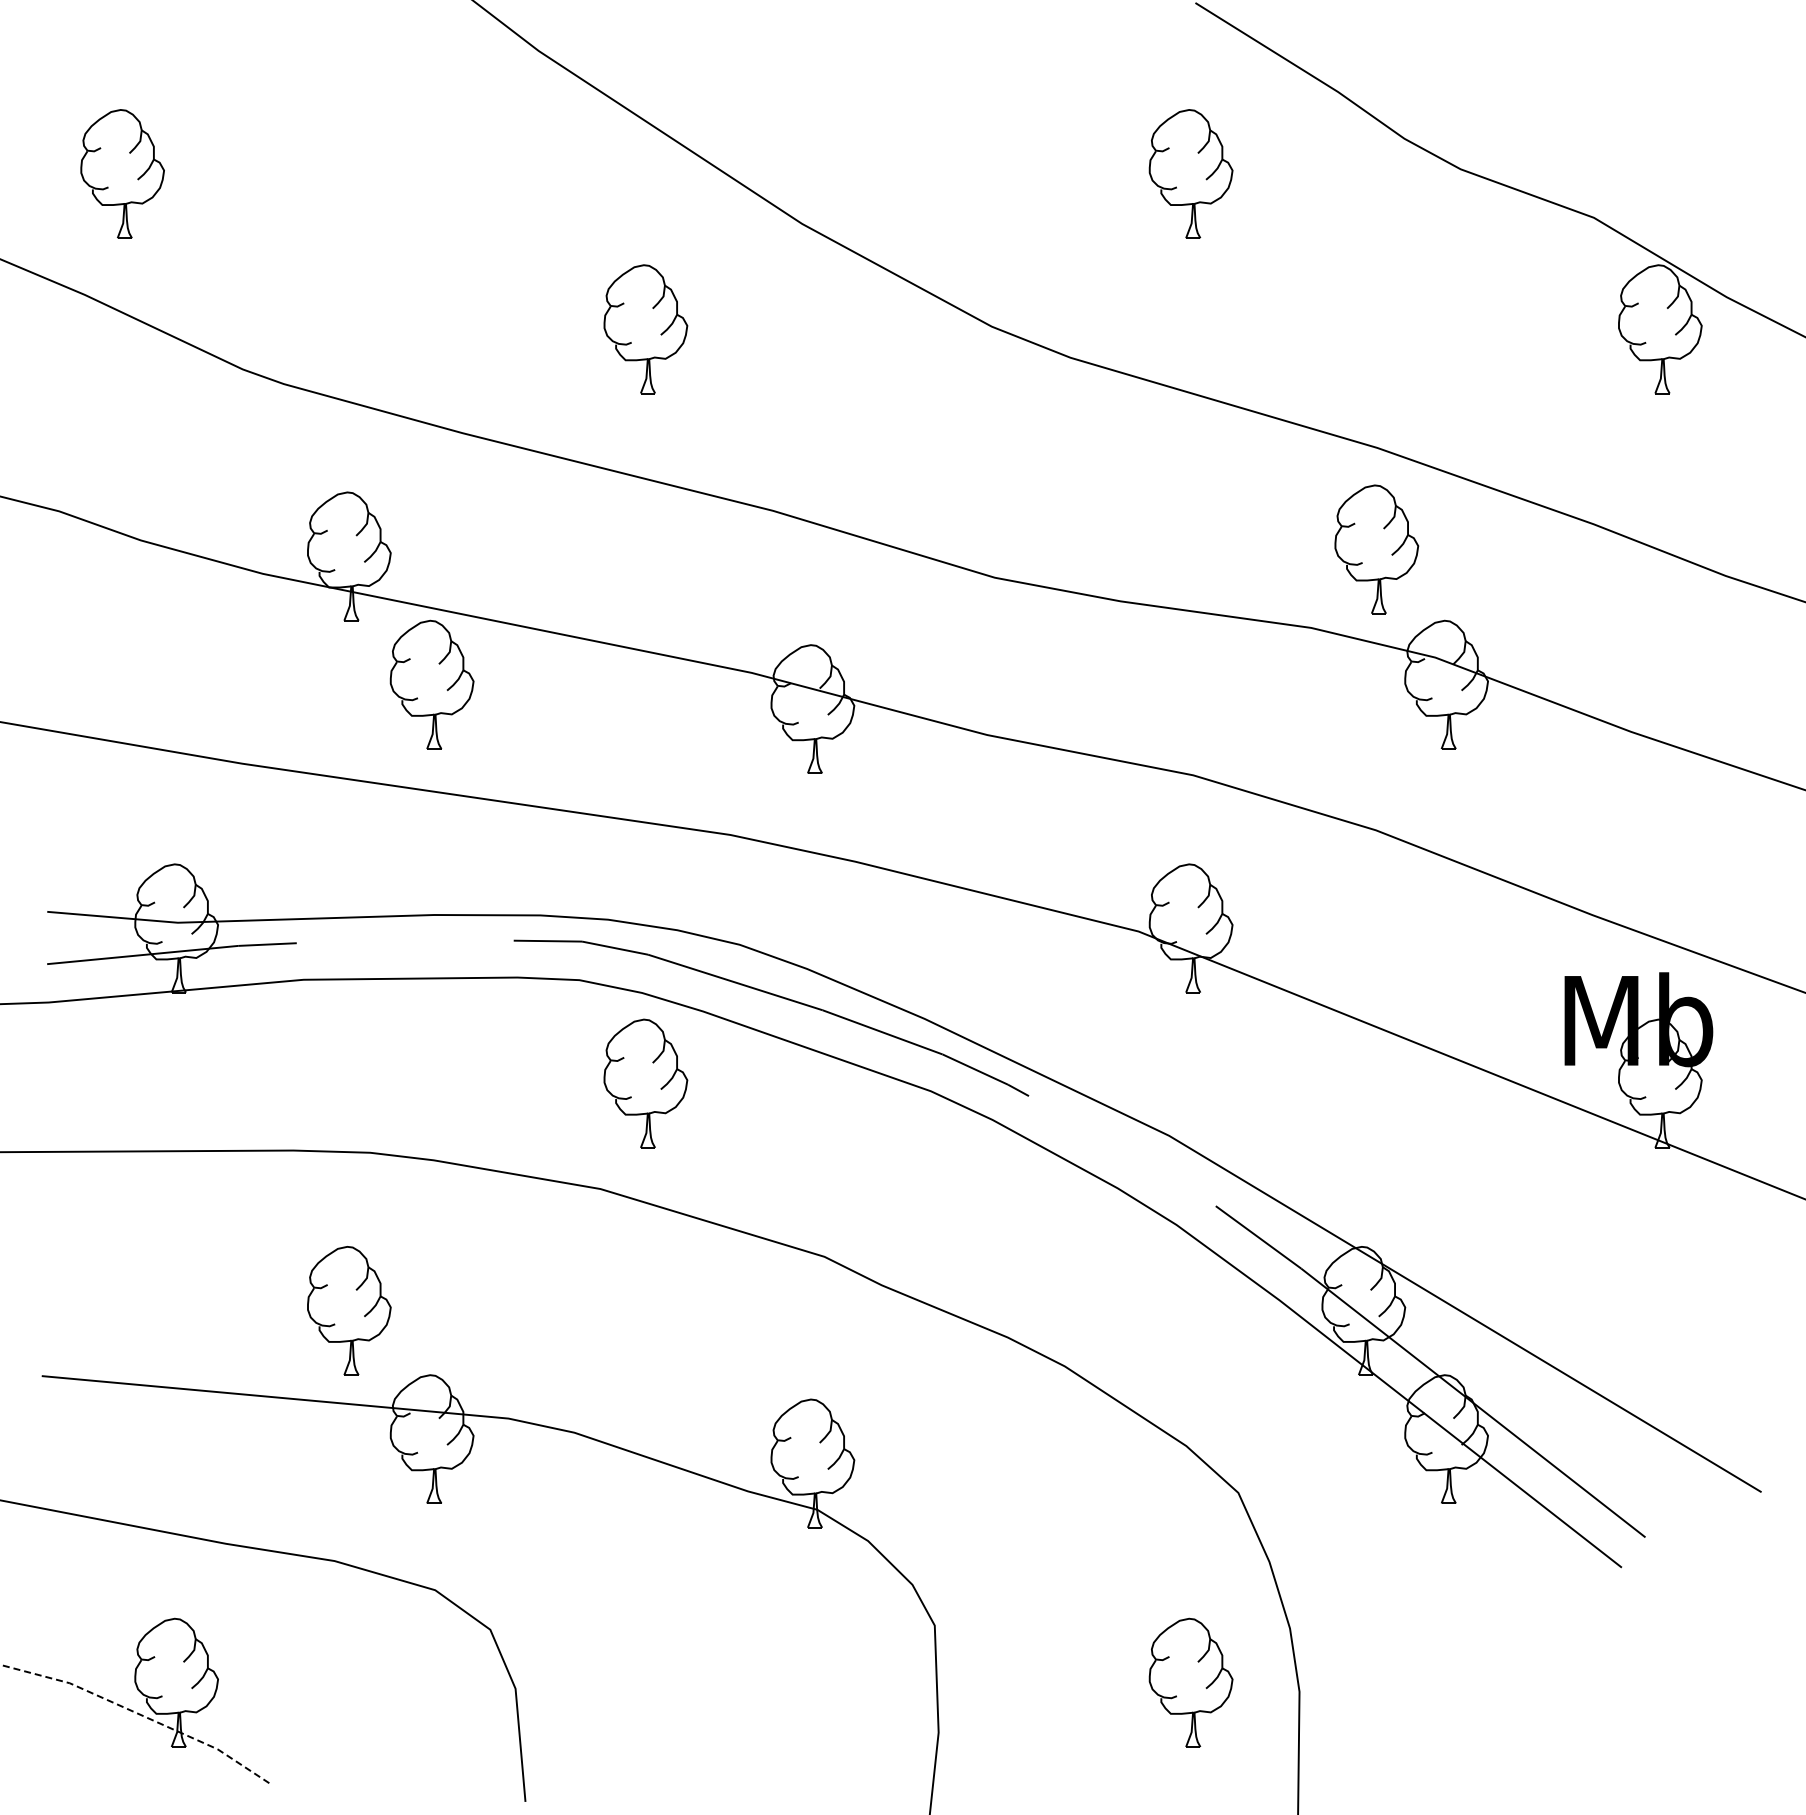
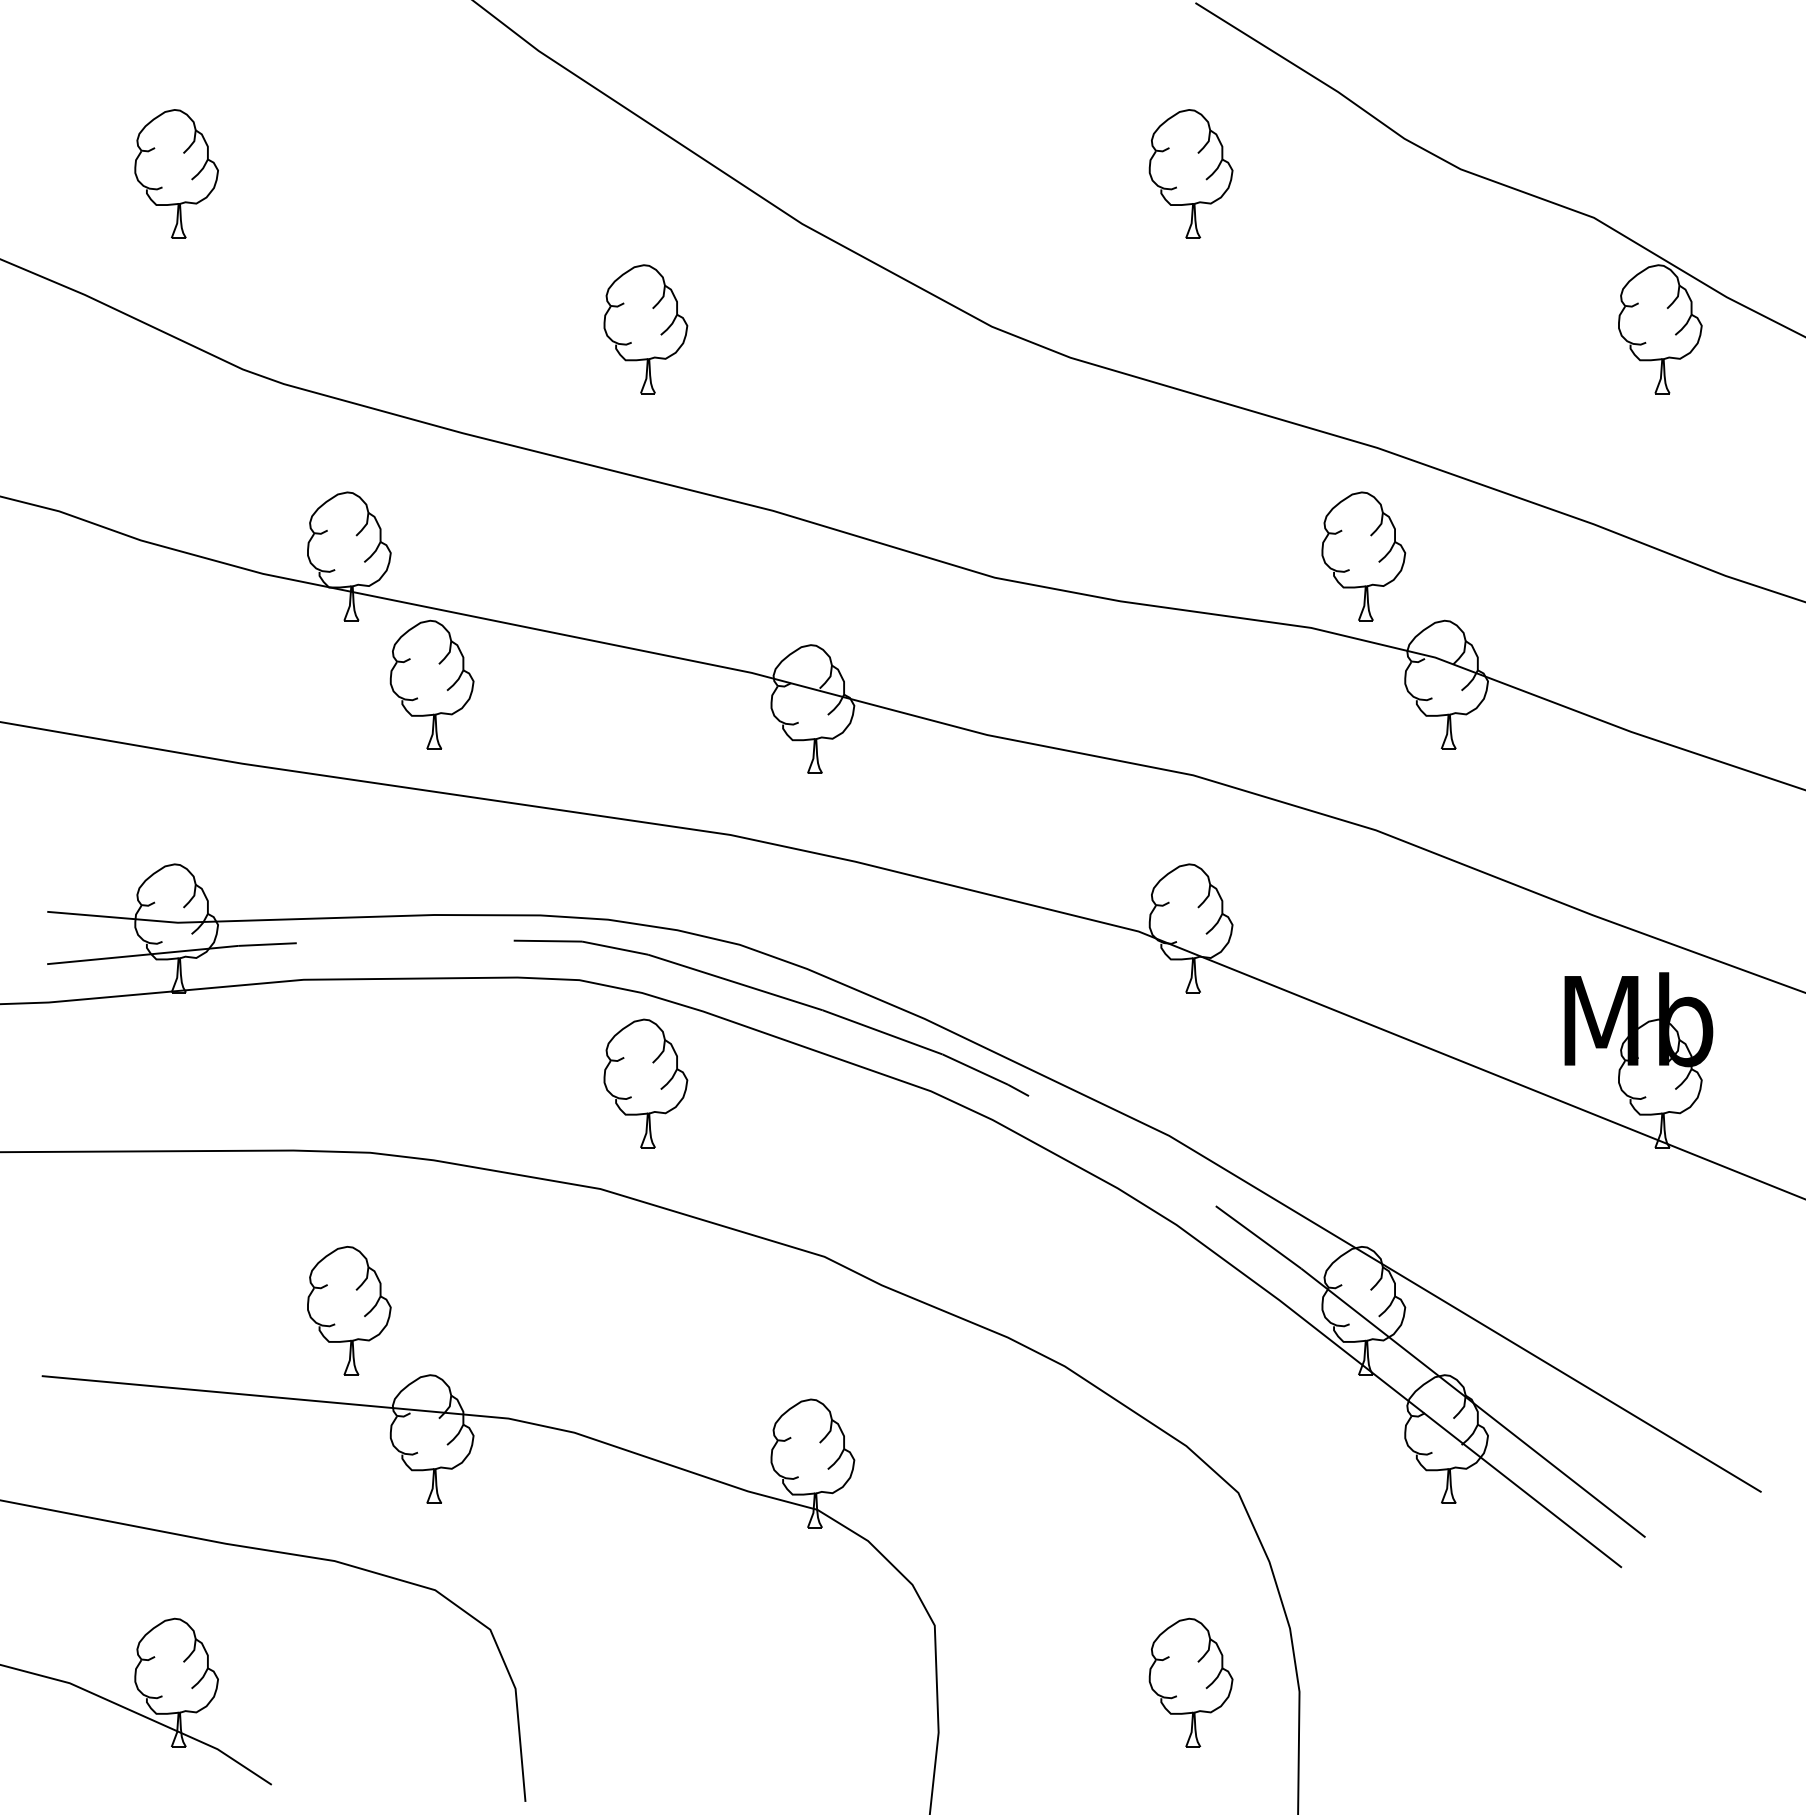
part position: (122, 173) -> (176, 173) (176, 173)
part position: (1376, 549) -> (1363, 556) (1363, 556)
line: dashed -> solid (140, 1715)
